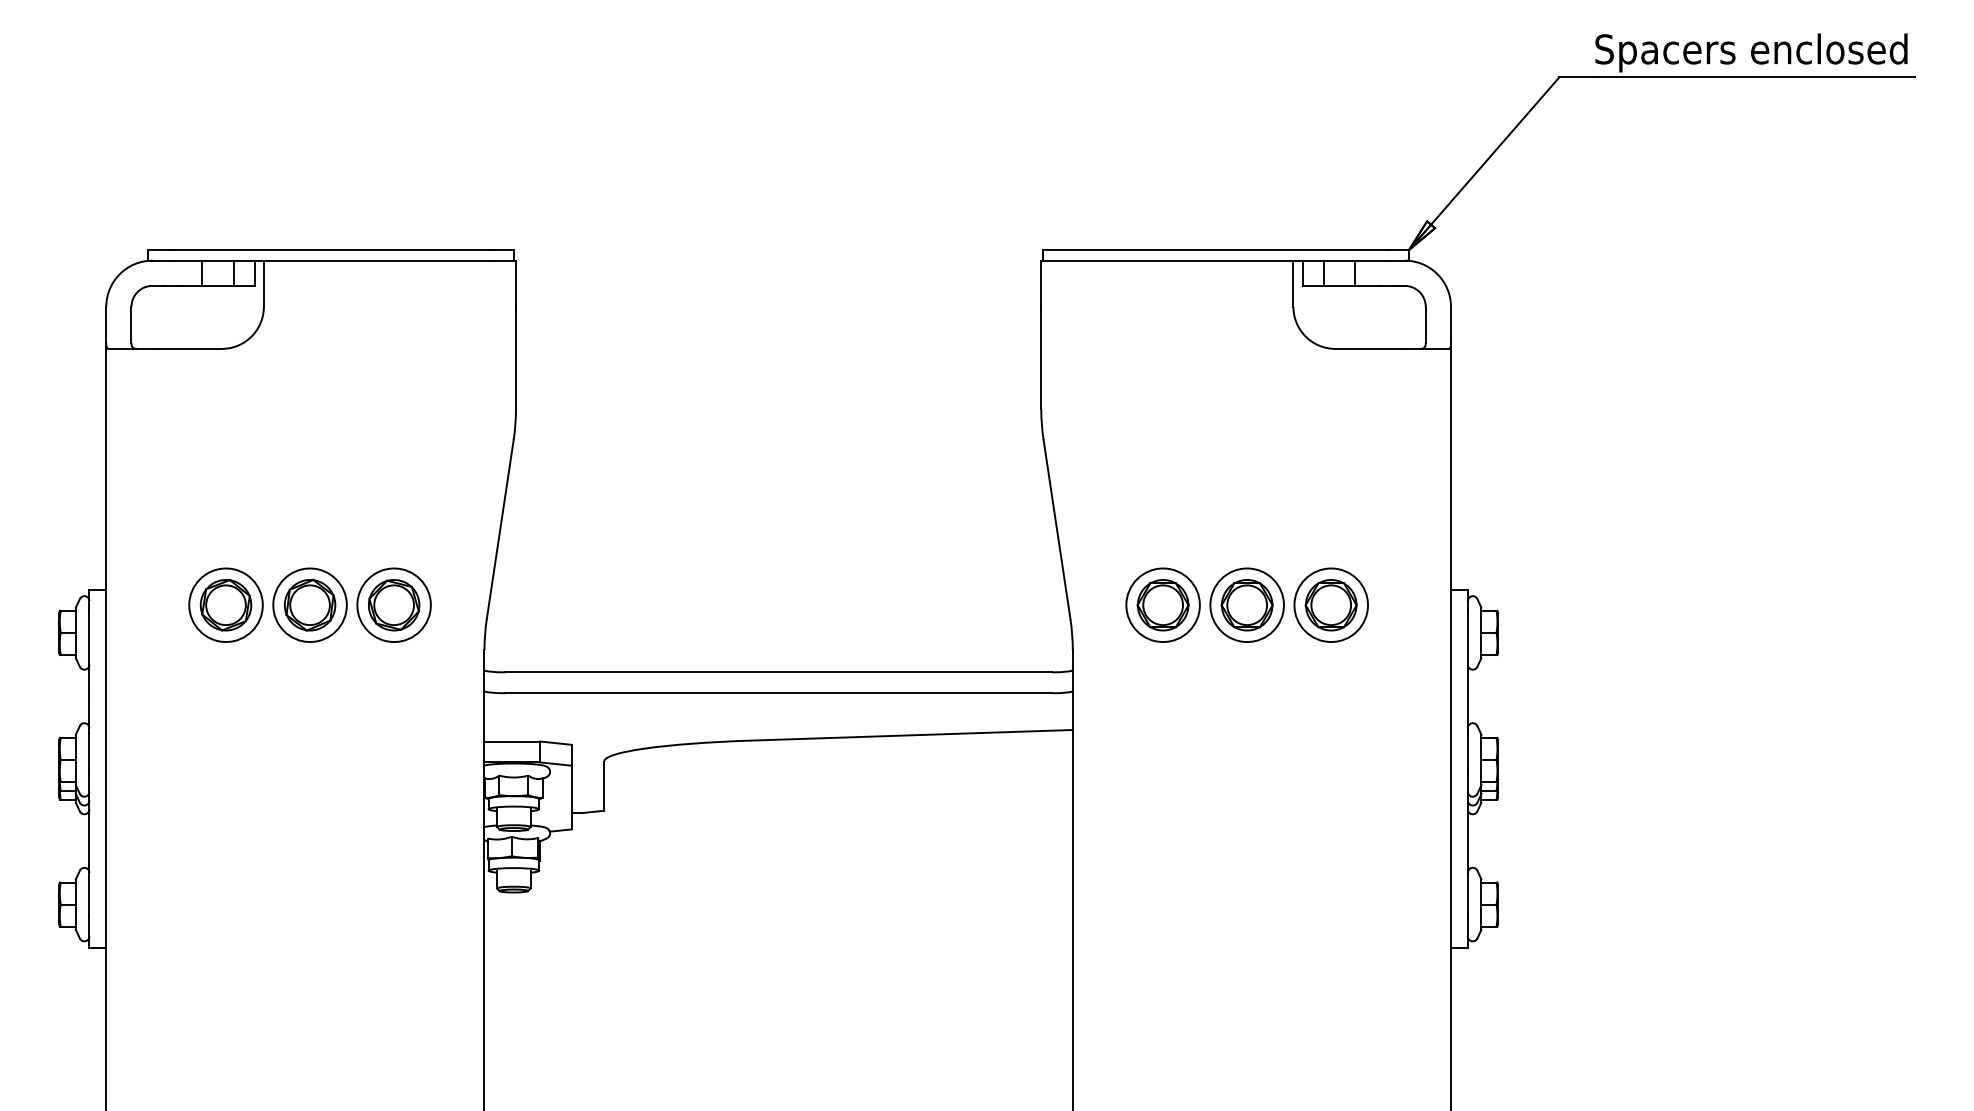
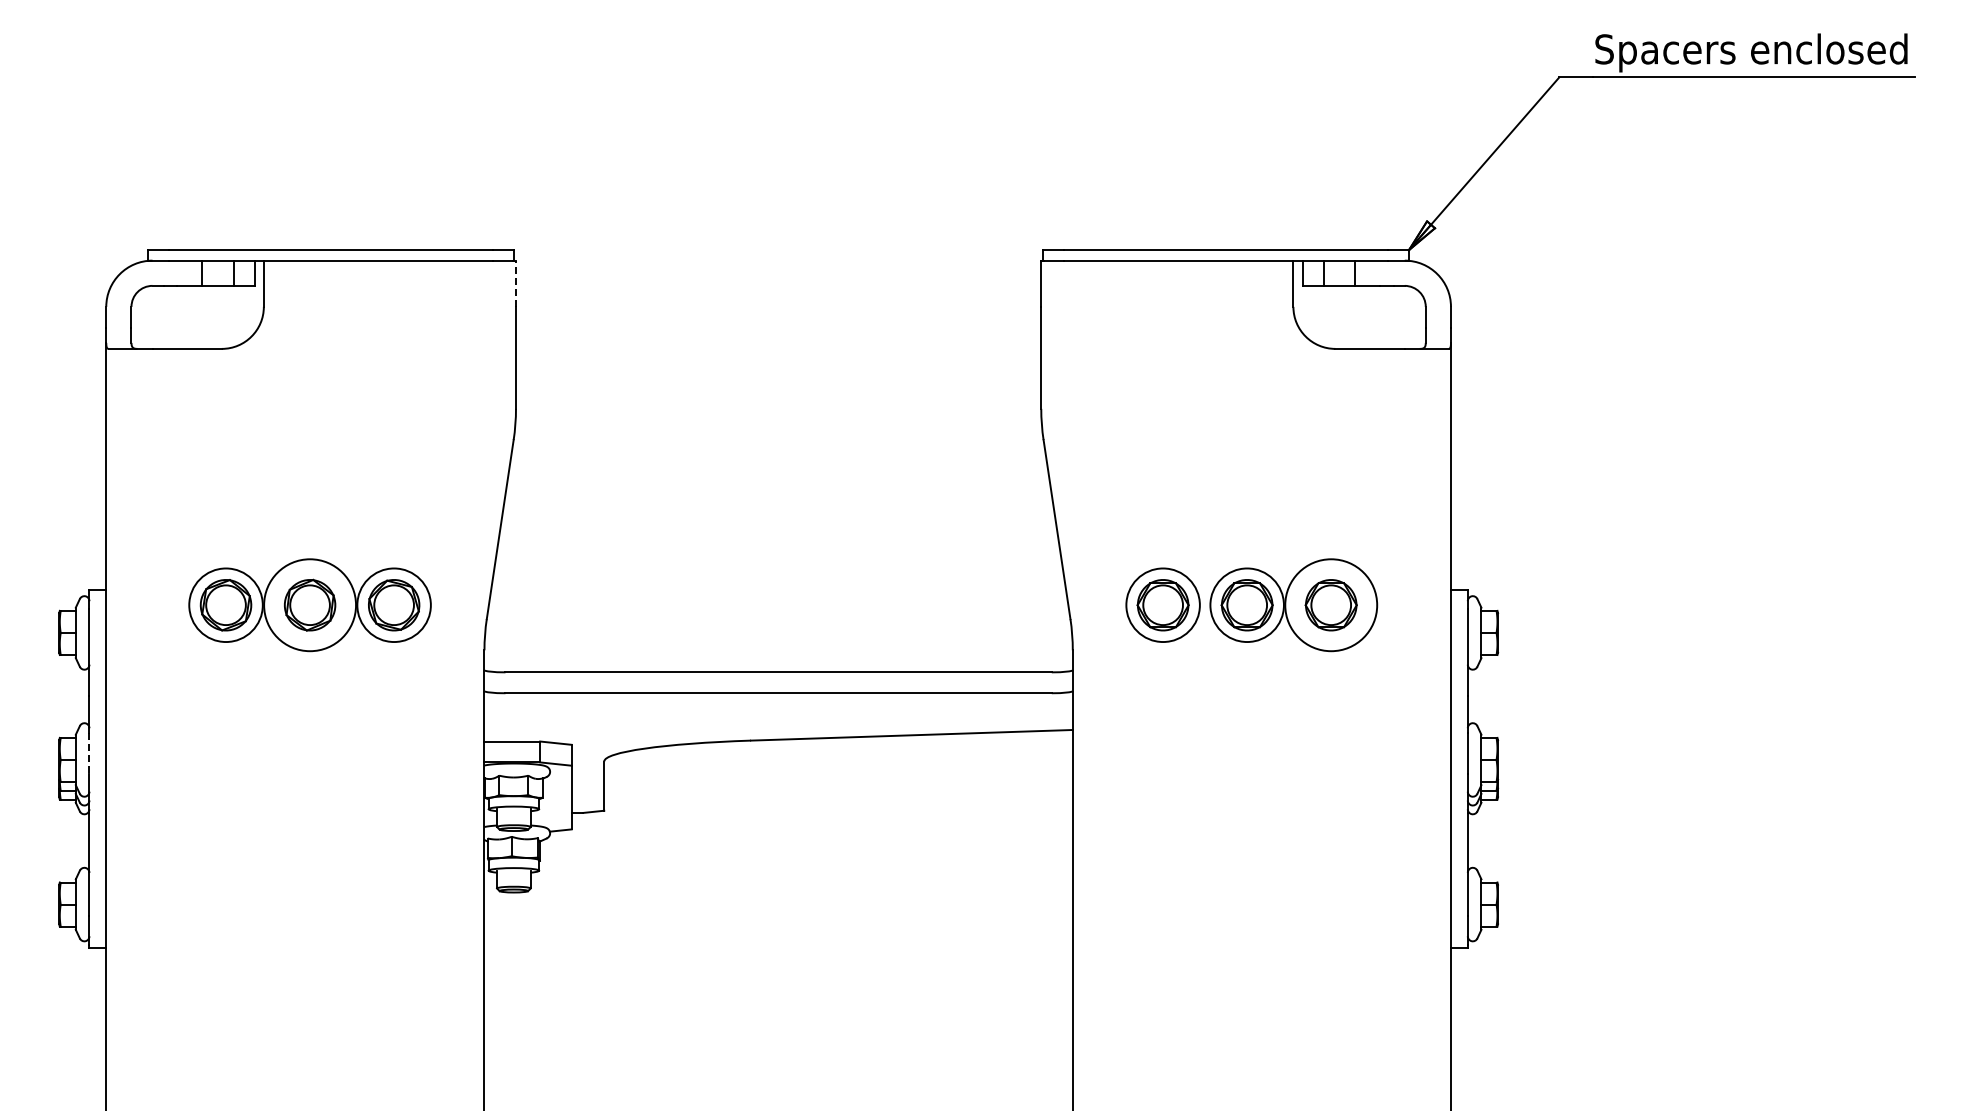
line: solid -> dashed (516, 283)
circle diameter: 74 px -> 92 px (310, 605)
circle diameter: 74 px -> 92 px (1331, 605)
line: solid -> dashed (89, 753)
